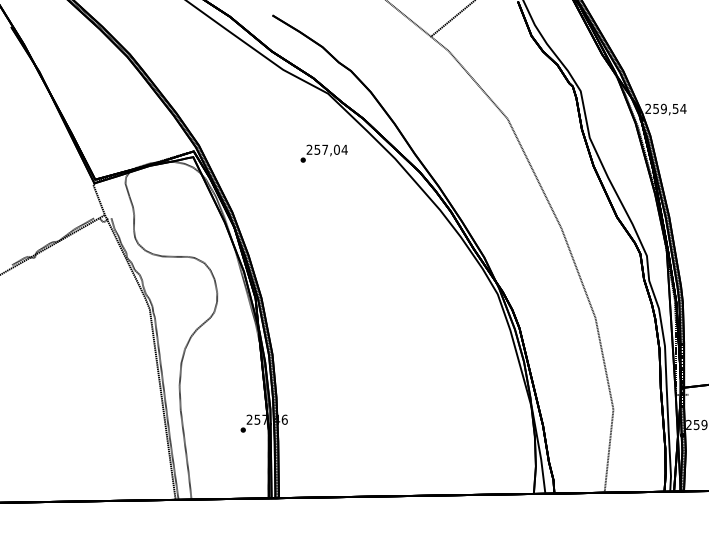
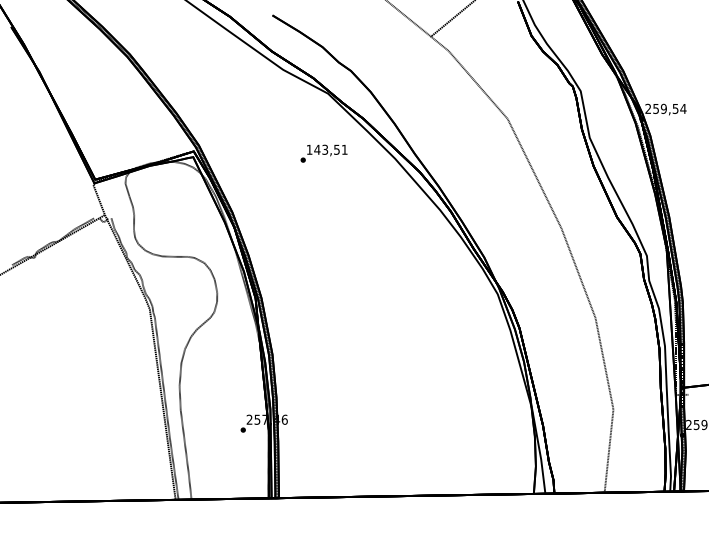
text: 257,04 -> 143,51 (326, 149)
